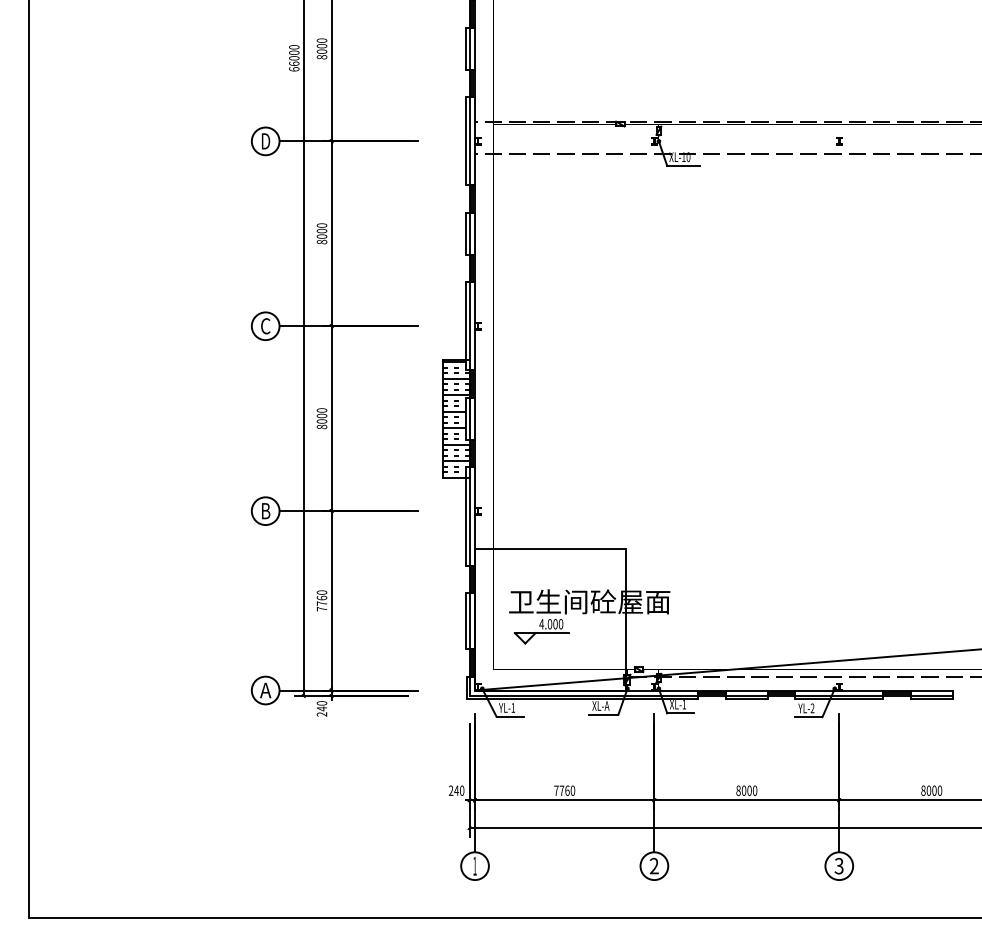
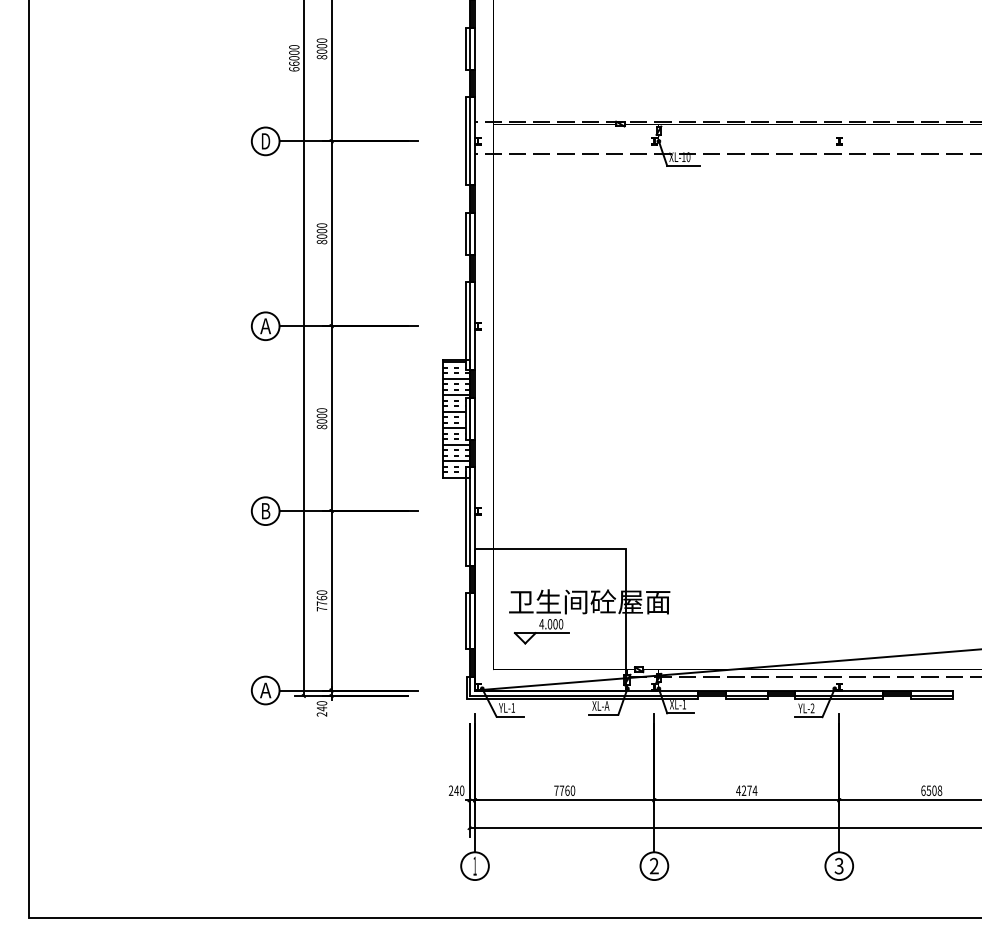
text: C -> A (265, 326)
text: 8000 -> 4274 (746, 790)
text: 8000 -> 6508 (931, 790)
